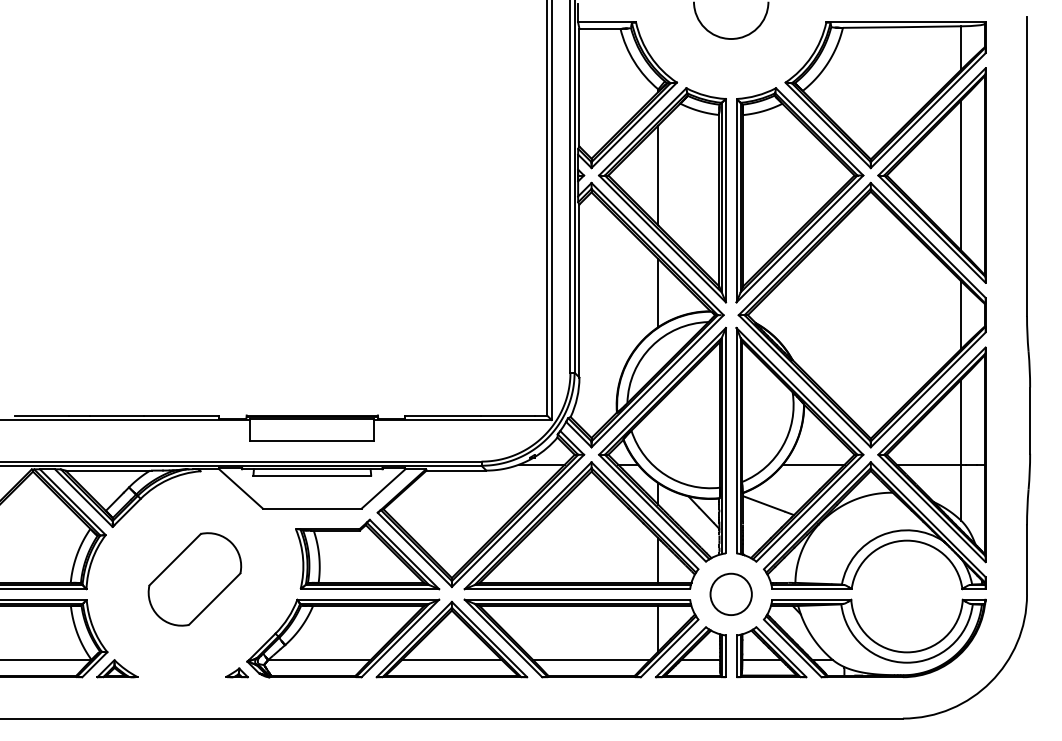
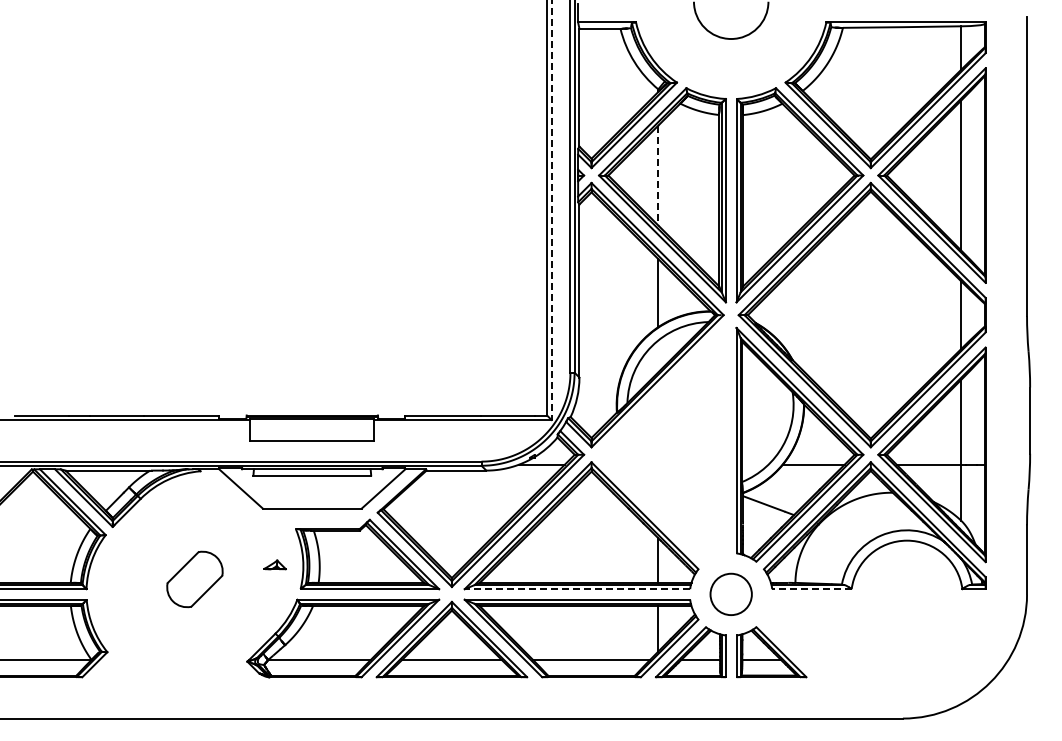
line: solid -> dashed (658, 175)
line: solid -> dashed (551, 210)
part: present -> none (662, 444)
part size: 96x95 px -> 58x59 px (194, 579)
line: solid -> dashed (577, 589)
line: solid -> dashed (811, 589)
part: present -> none (874, 638)
part: present -> none (117, 668)
part position: (236, 672) -> (274, 564) (274, 564)
